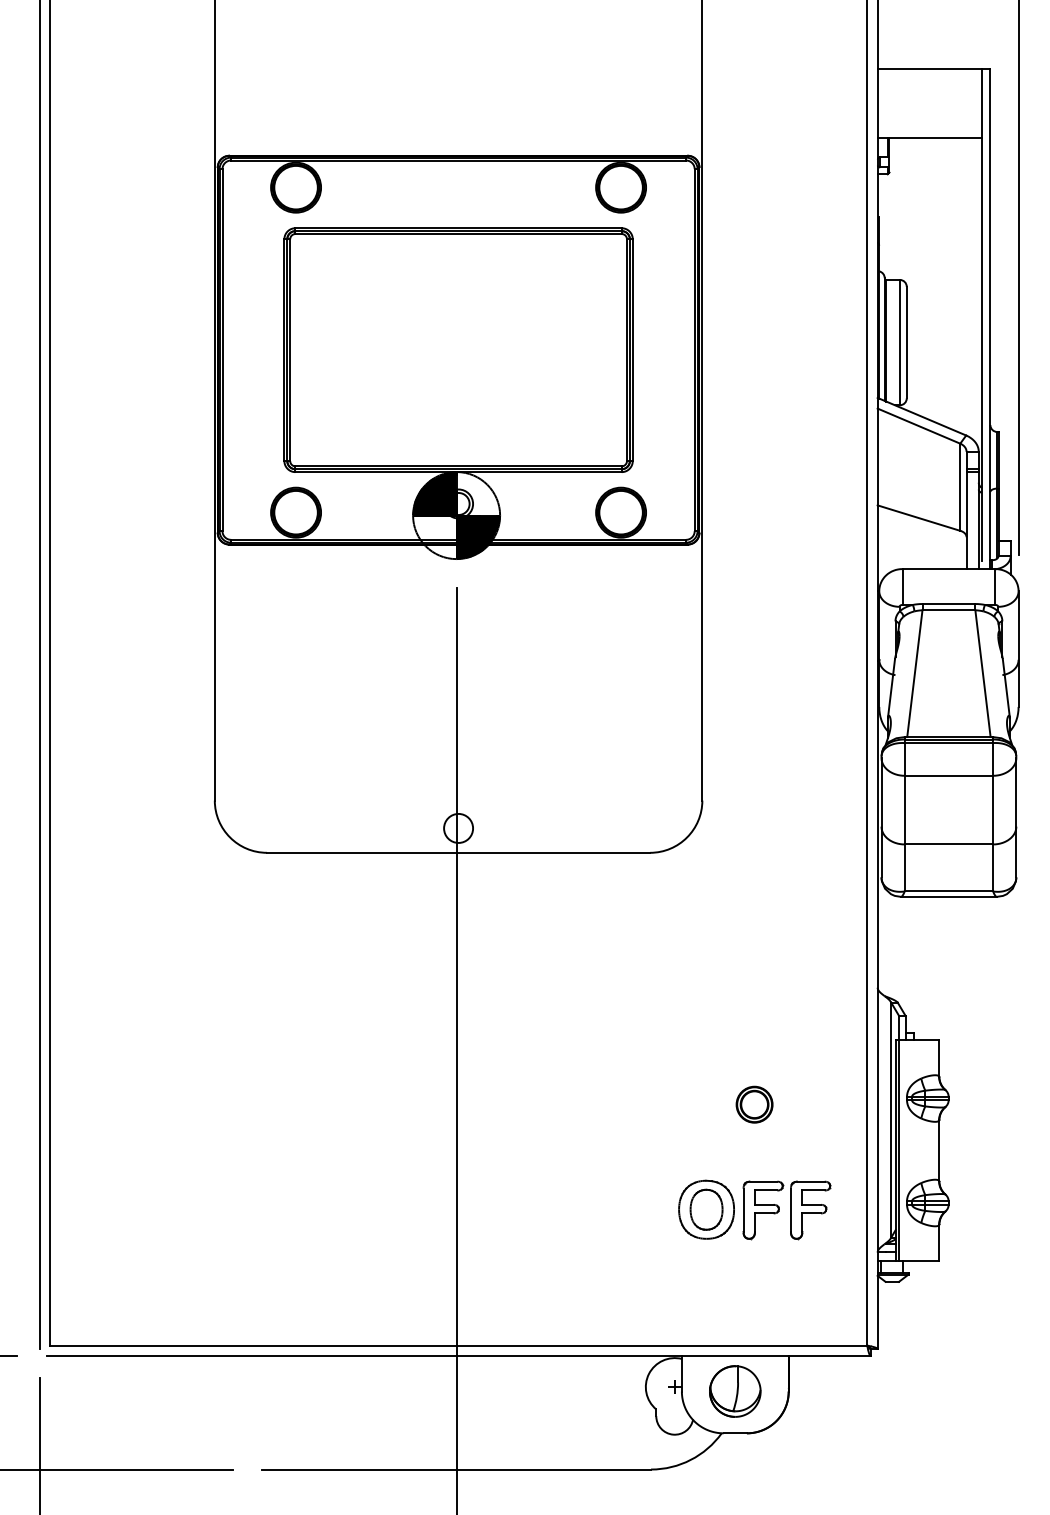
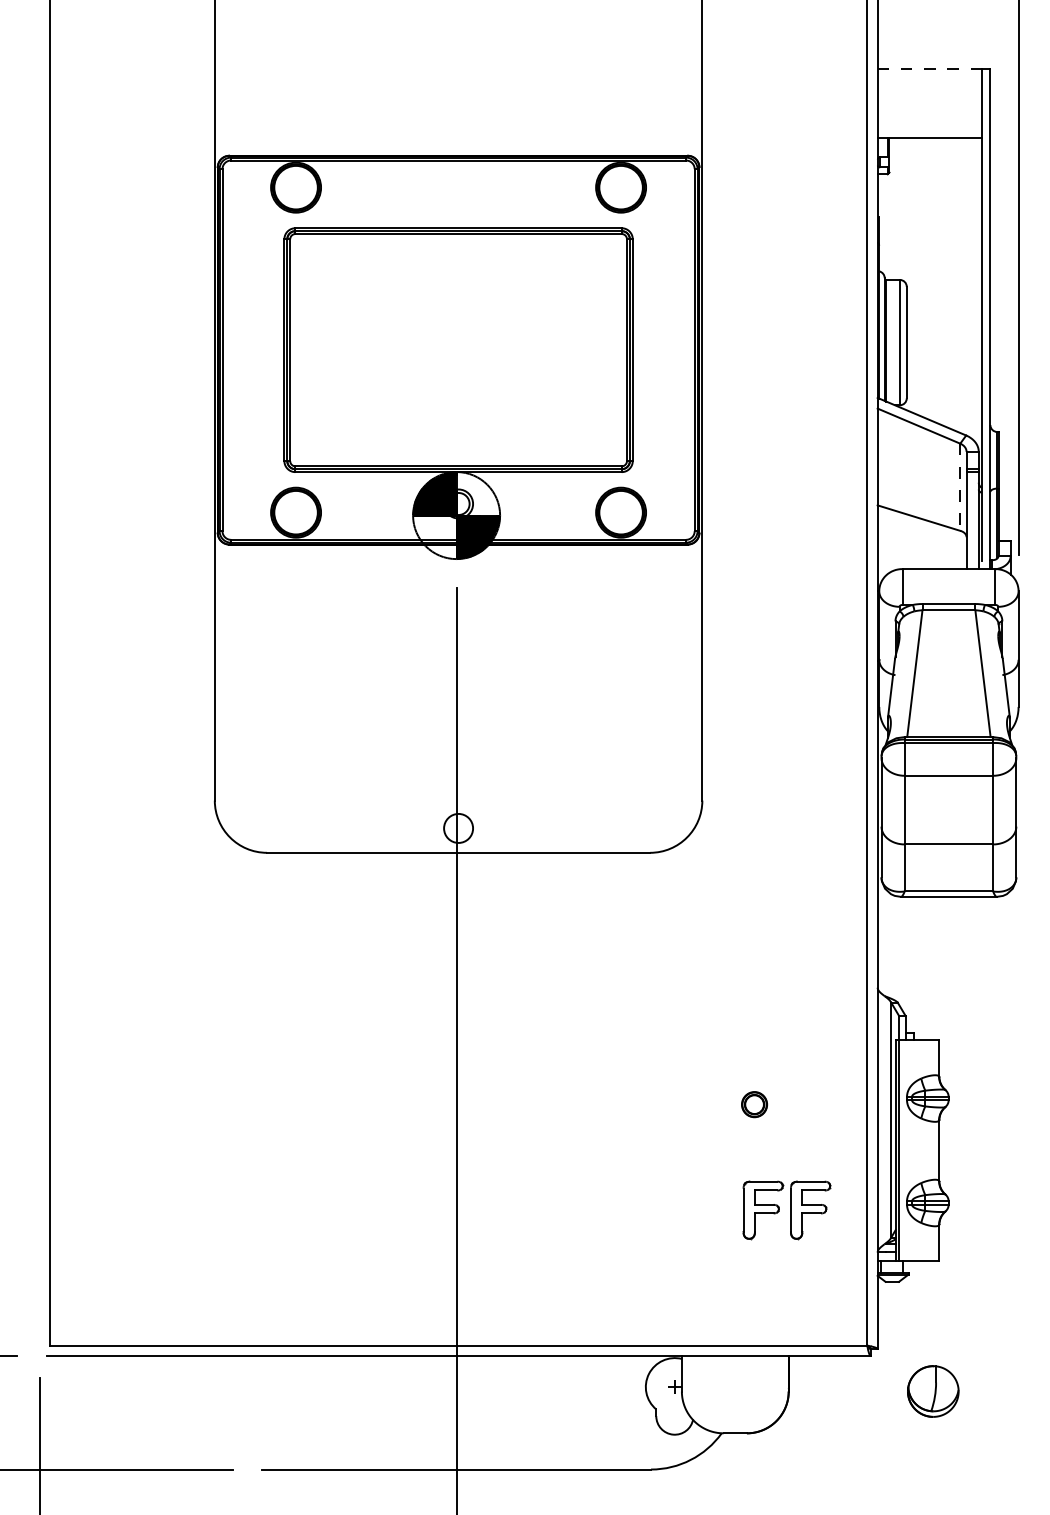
line: solid -> dashed (930, 68)
line: solid -> dashed (960, 487)
line: present -> none (39, 675)
part size: 39x39 px -> 27x28 px (754, 1104)
part: present -> none (706, 1209)
part position: (735, 1391) -> (933, 1391) (933, 1391)
